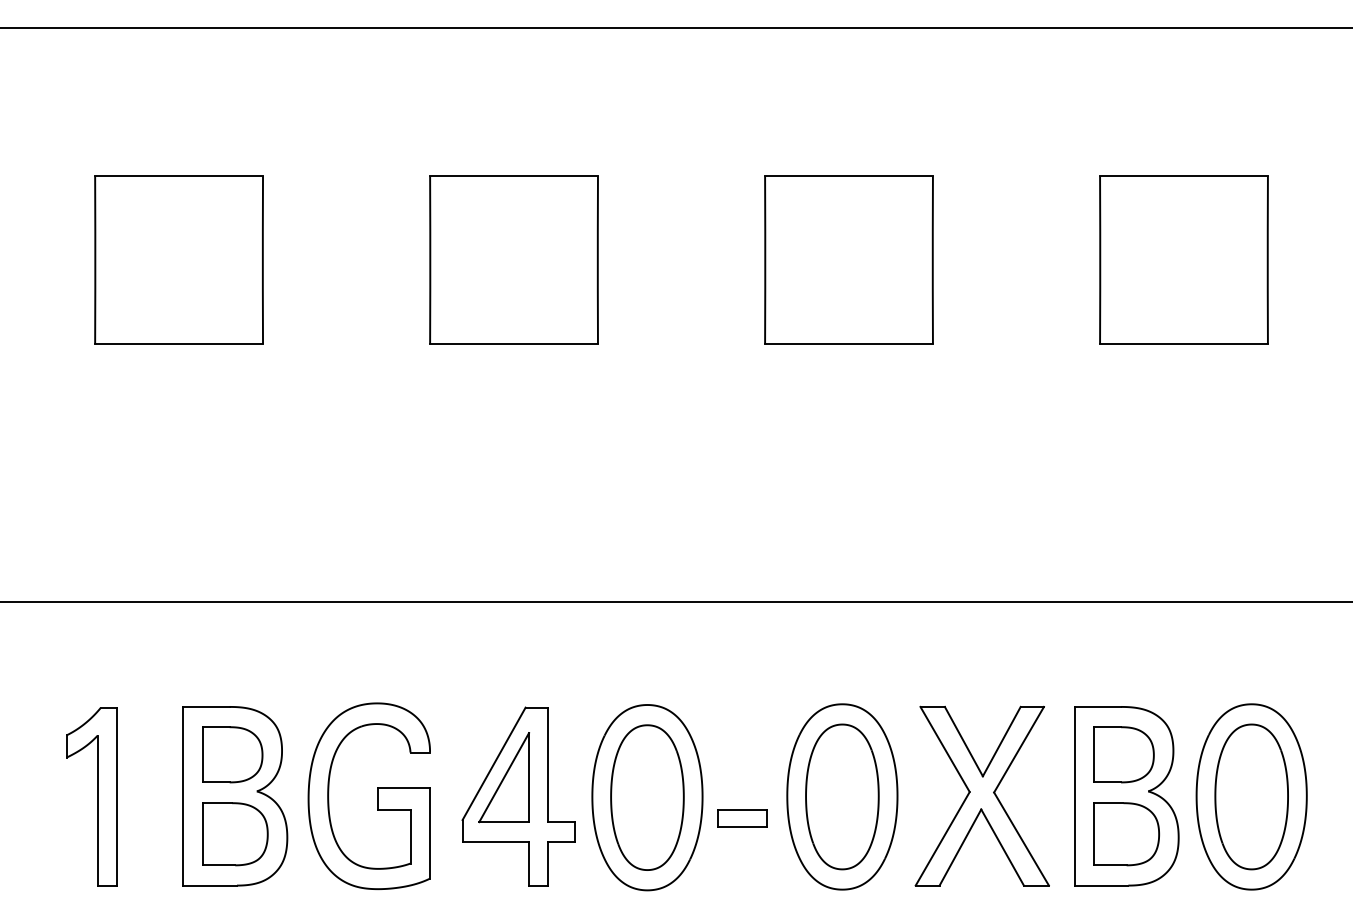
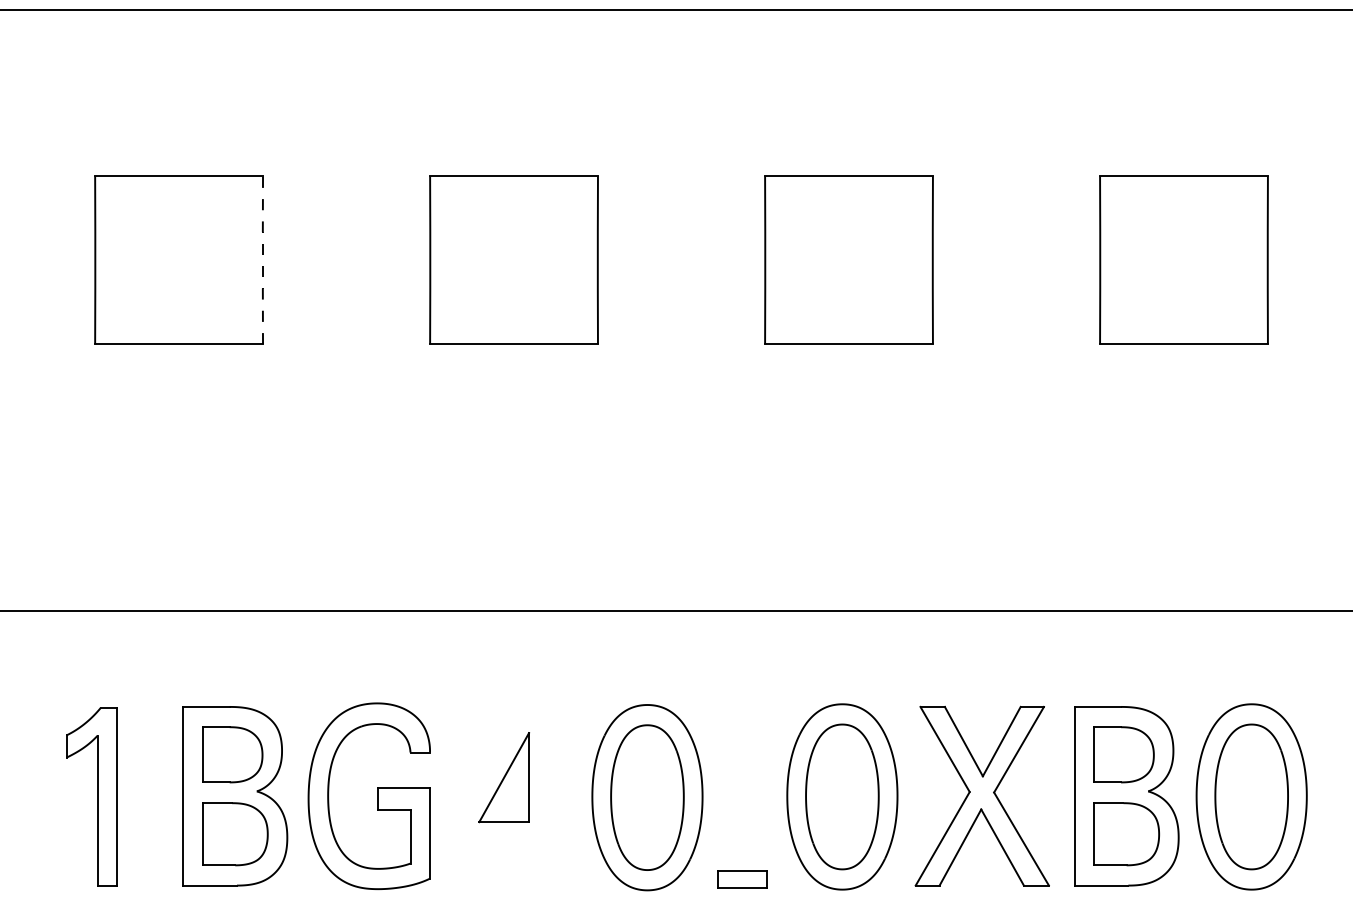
line position: (675, 27) -> (675, 9) (675, 9)
line: solid -> dashed (262, 259)
line position: (675, 601) -> (675, 610) (675, 610)
part: present -> none (518, 796)
part position: (742, 818) -> (742, 879) (742, 879)
